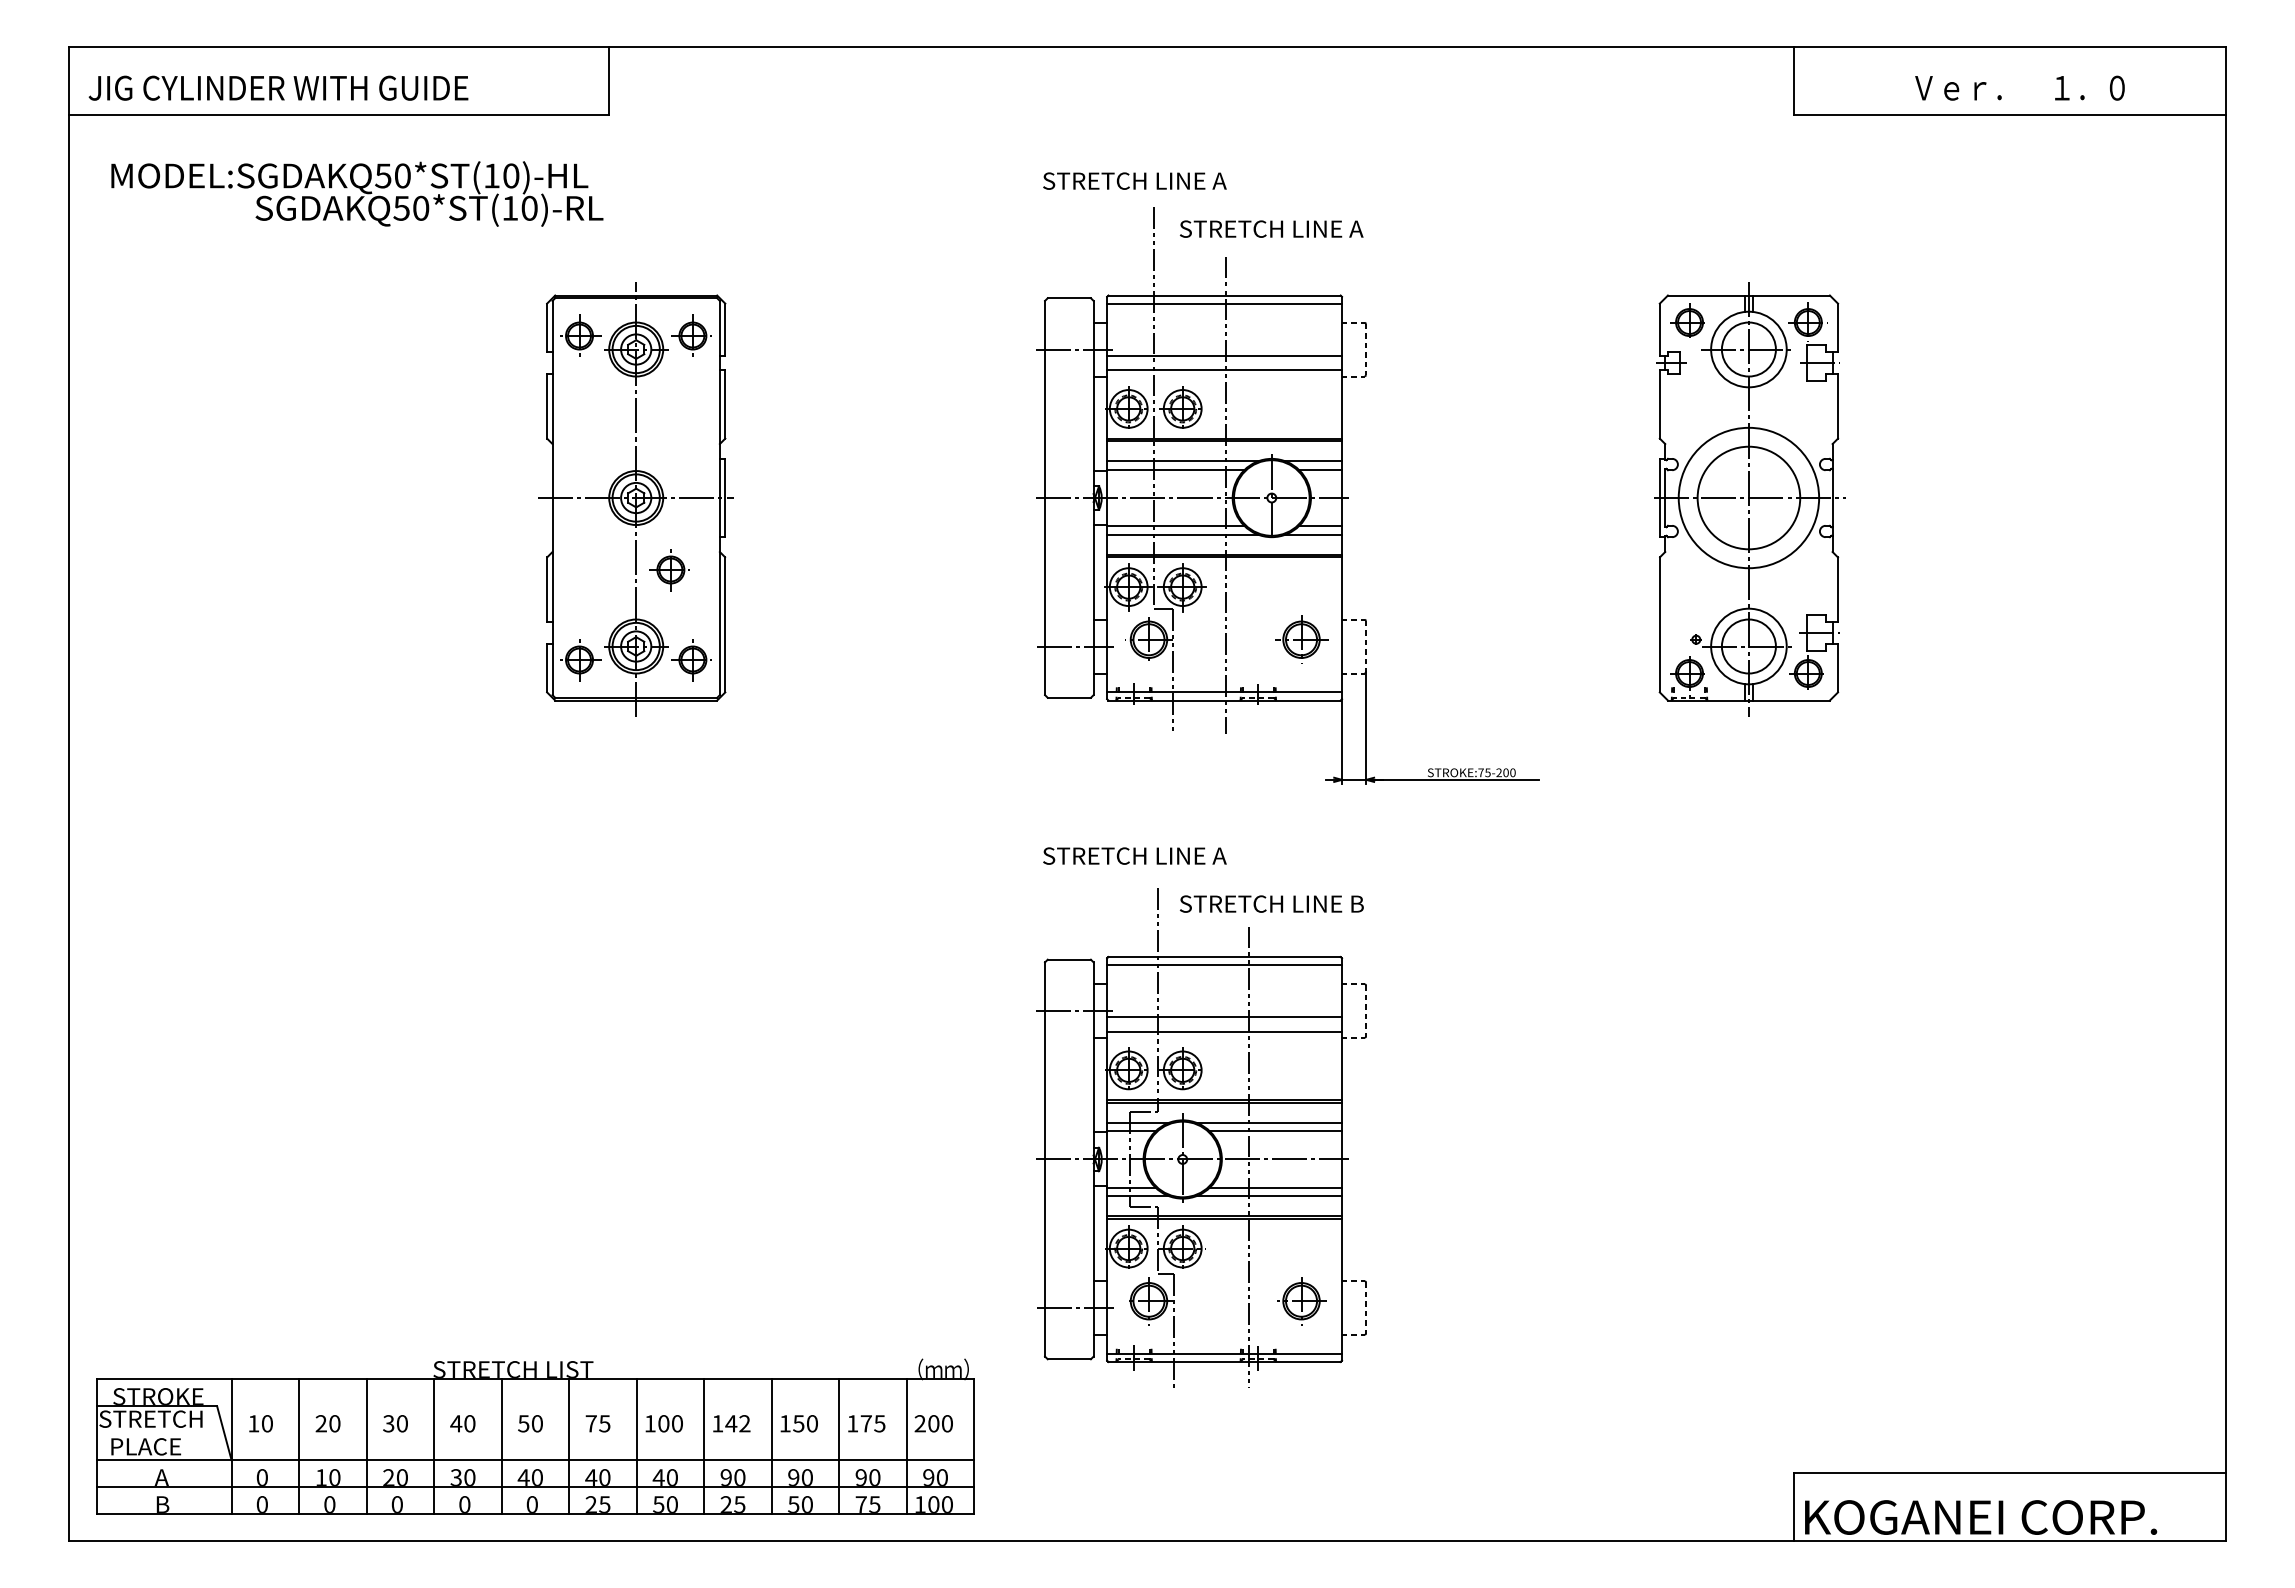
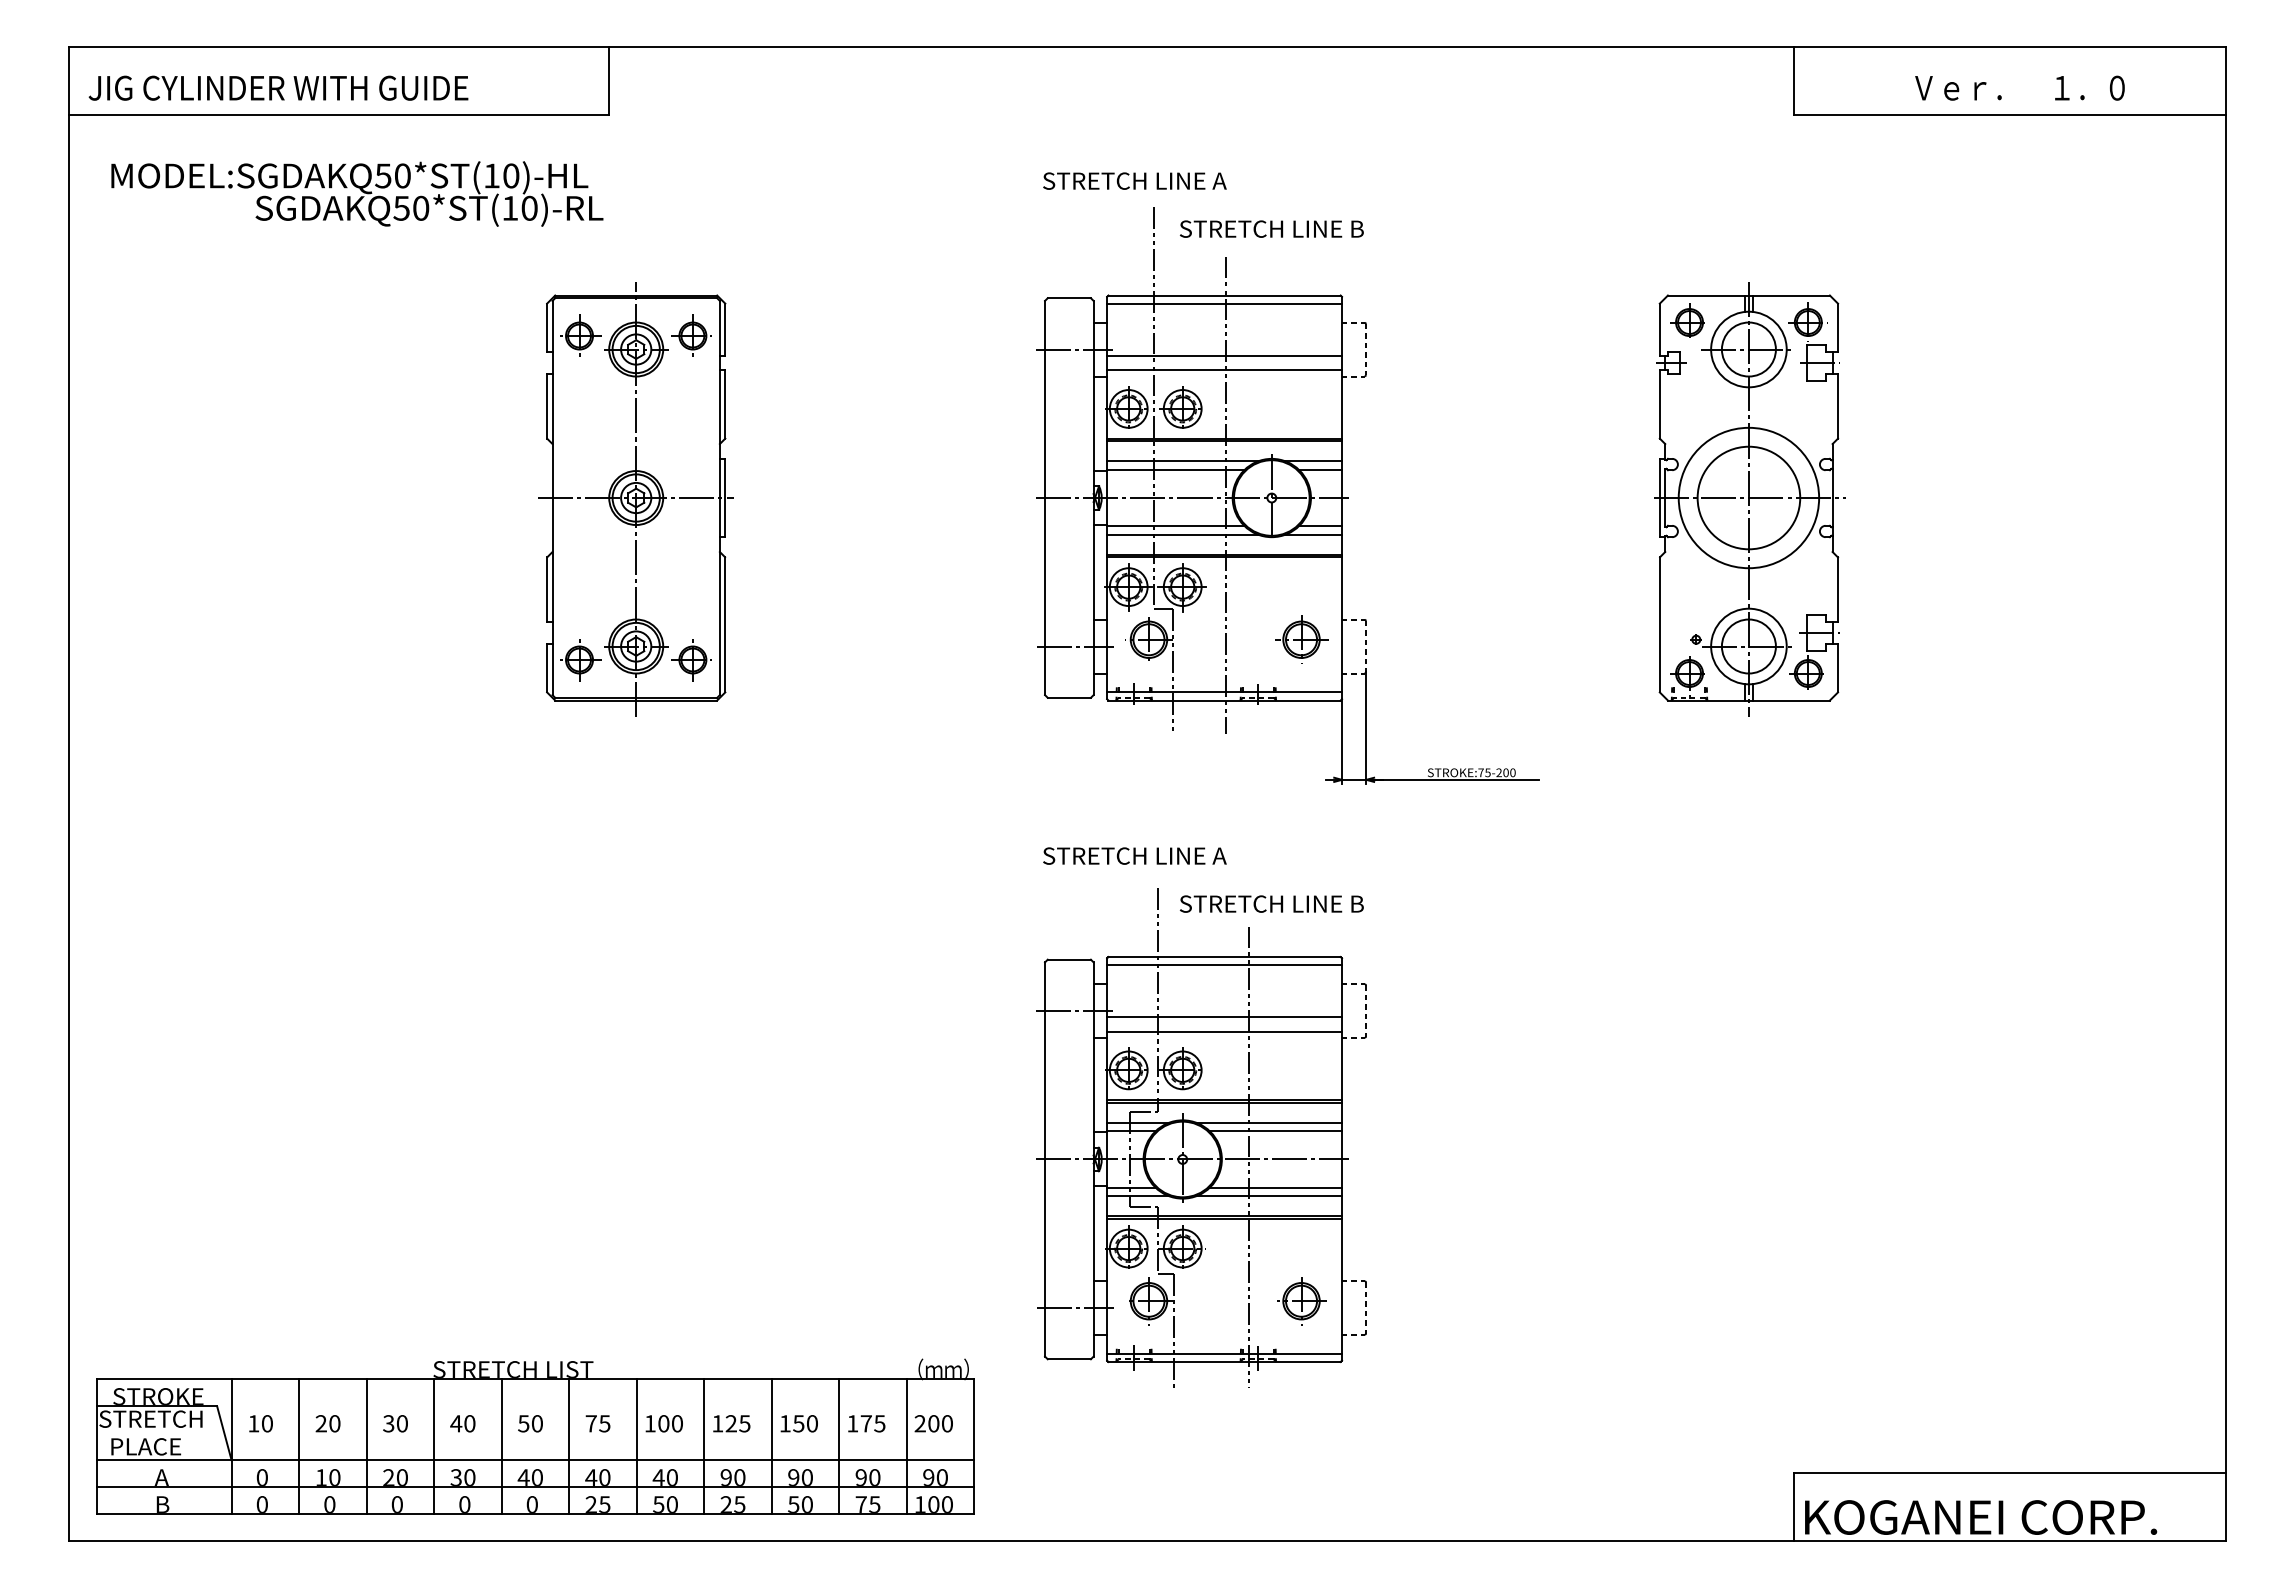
text: STRETCH LINE A -> STRETCH LINE B (1356, 228)
part: present -> none (669, 570)
text: 142 -> 125 (737, 1423)
